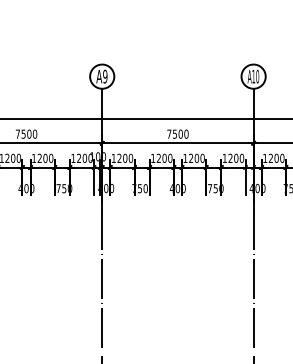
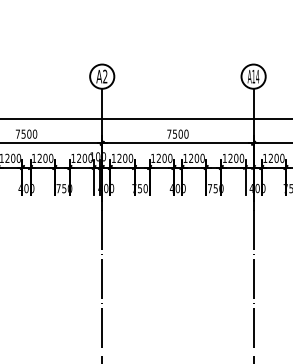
text: A9 -> A2 (105, 76)
text: A10 -> A14 (257, 76)
